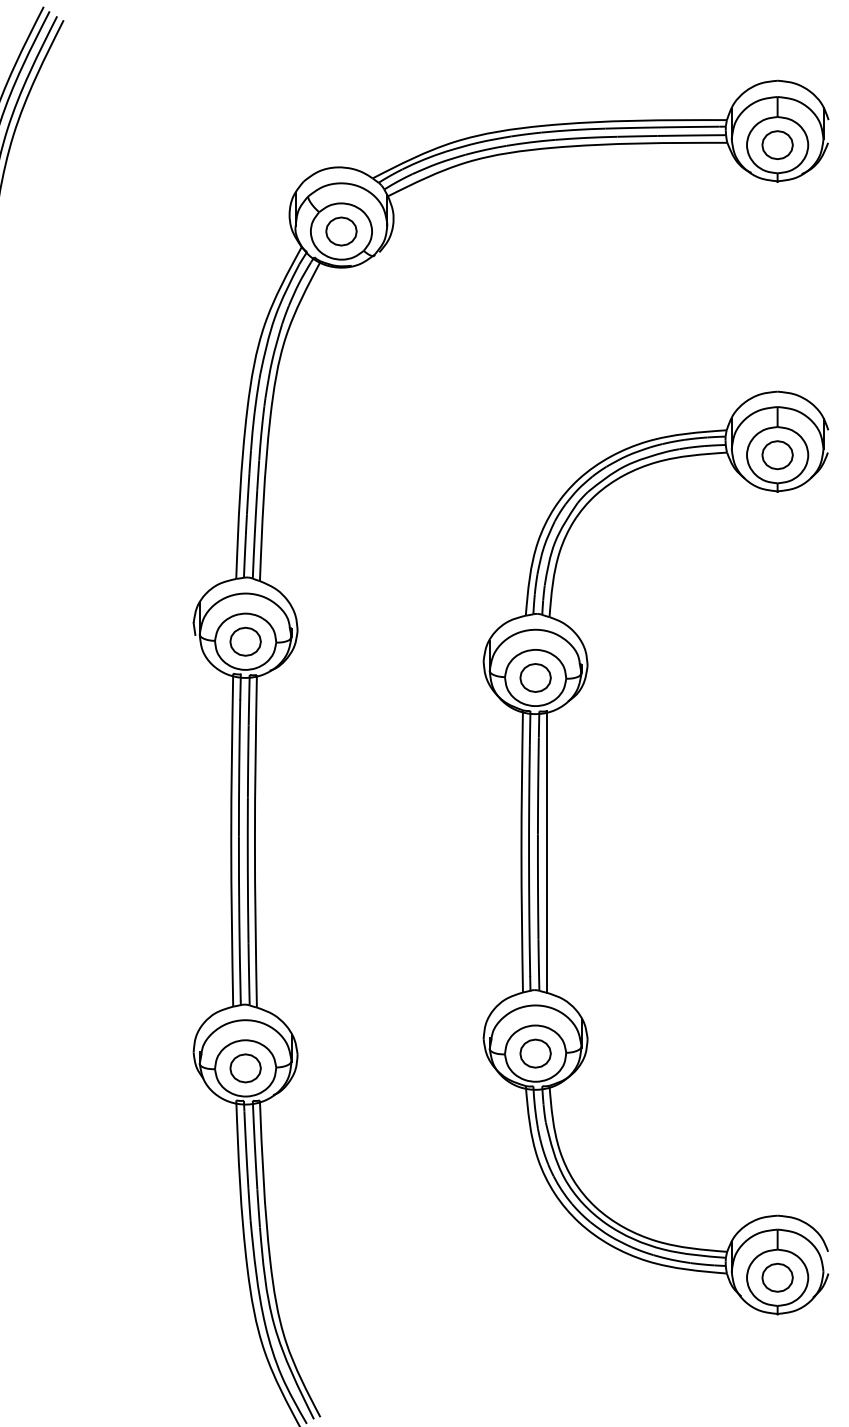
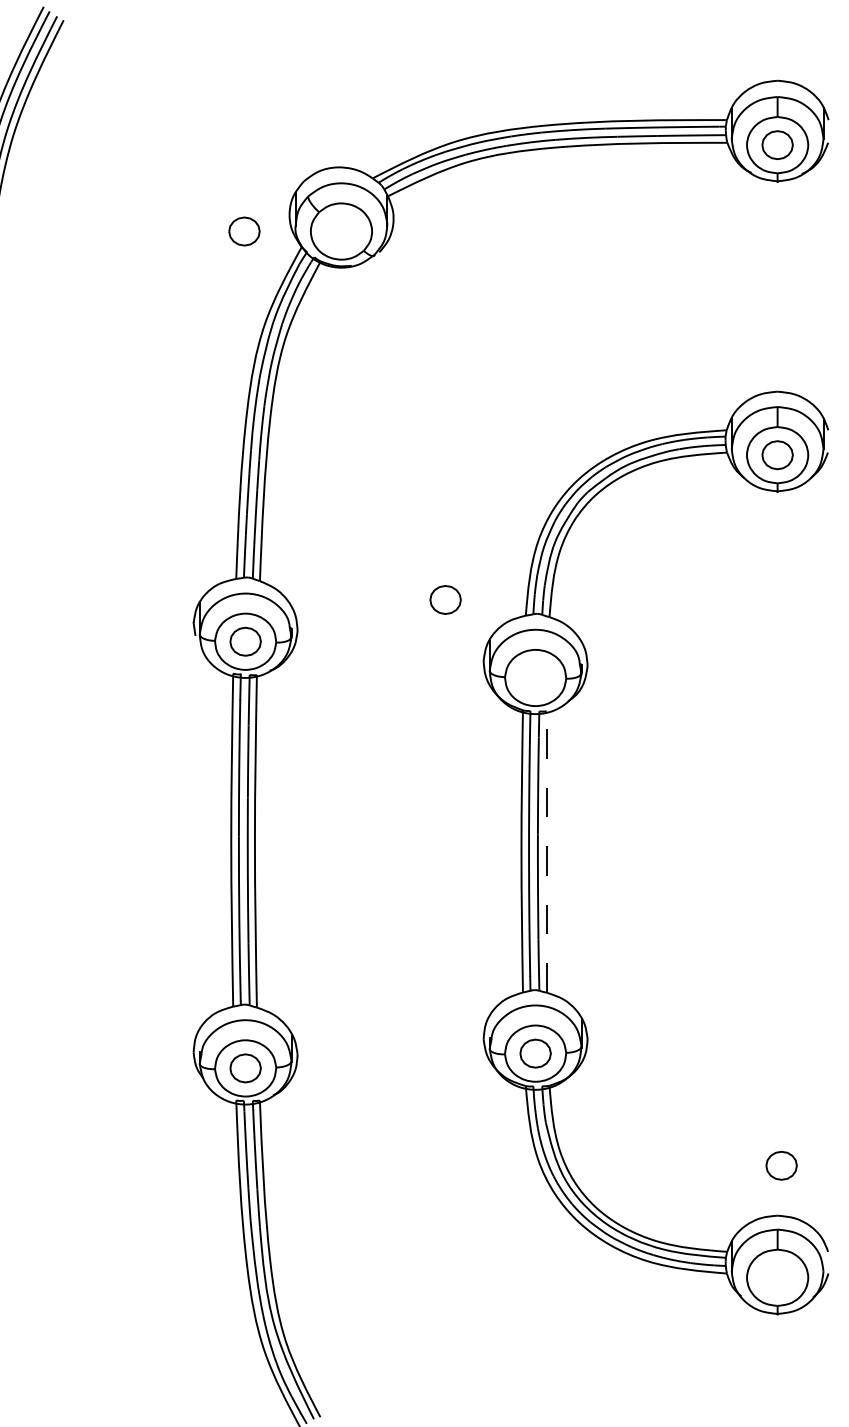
part position: (341, 231) -> (244, 231) (244, 231)
part position: (535, 677) -> (445, 599) (445, 599)
line: solid -> dashed (546, 851)
part position: (777, 1277) -> (781, 1165) (781, 1165)
